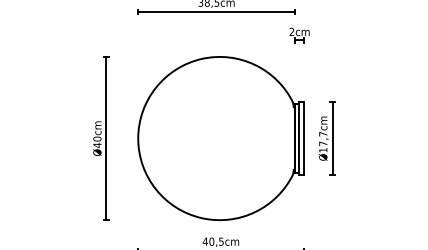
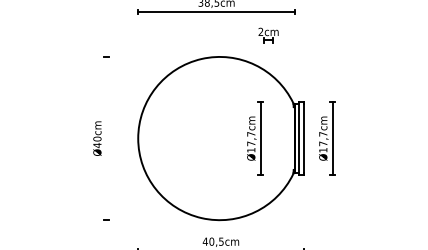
part position: (299, 35) -> (268, 35) (268, 35)
line: present -> none (106, 138)
part: none -> present (255, 138)
